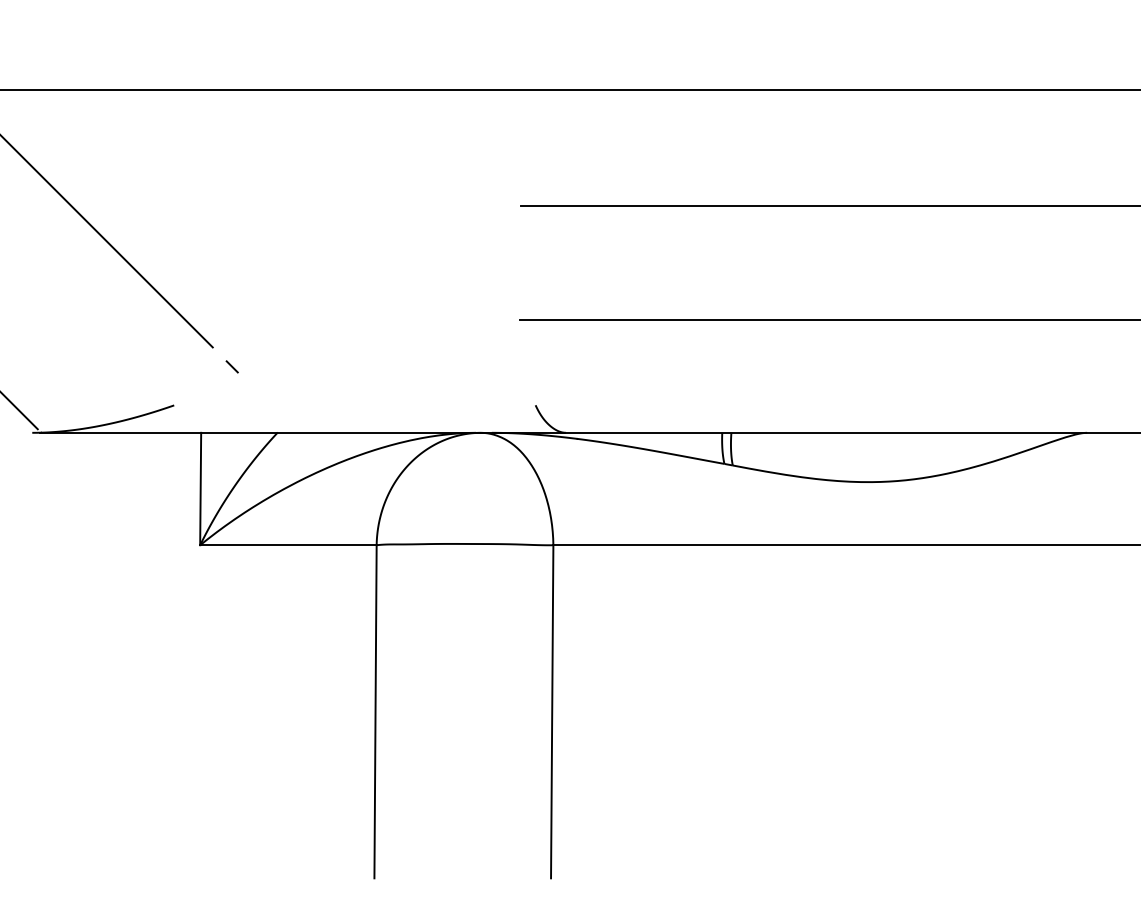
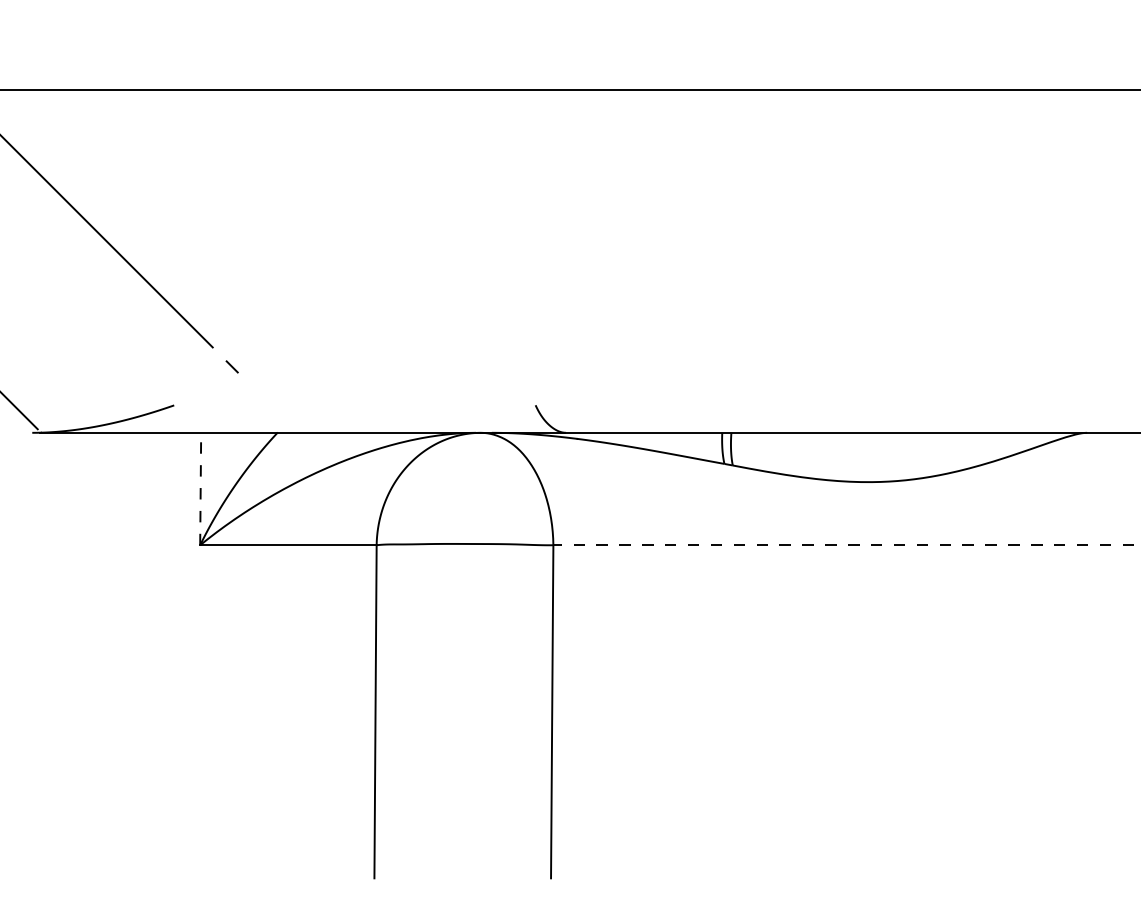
line: present -> none (828, 206)
line: present -> none (828, 320)
line: solid -> dashed (200, 488)
line: solid -> dashed (846, 545)
